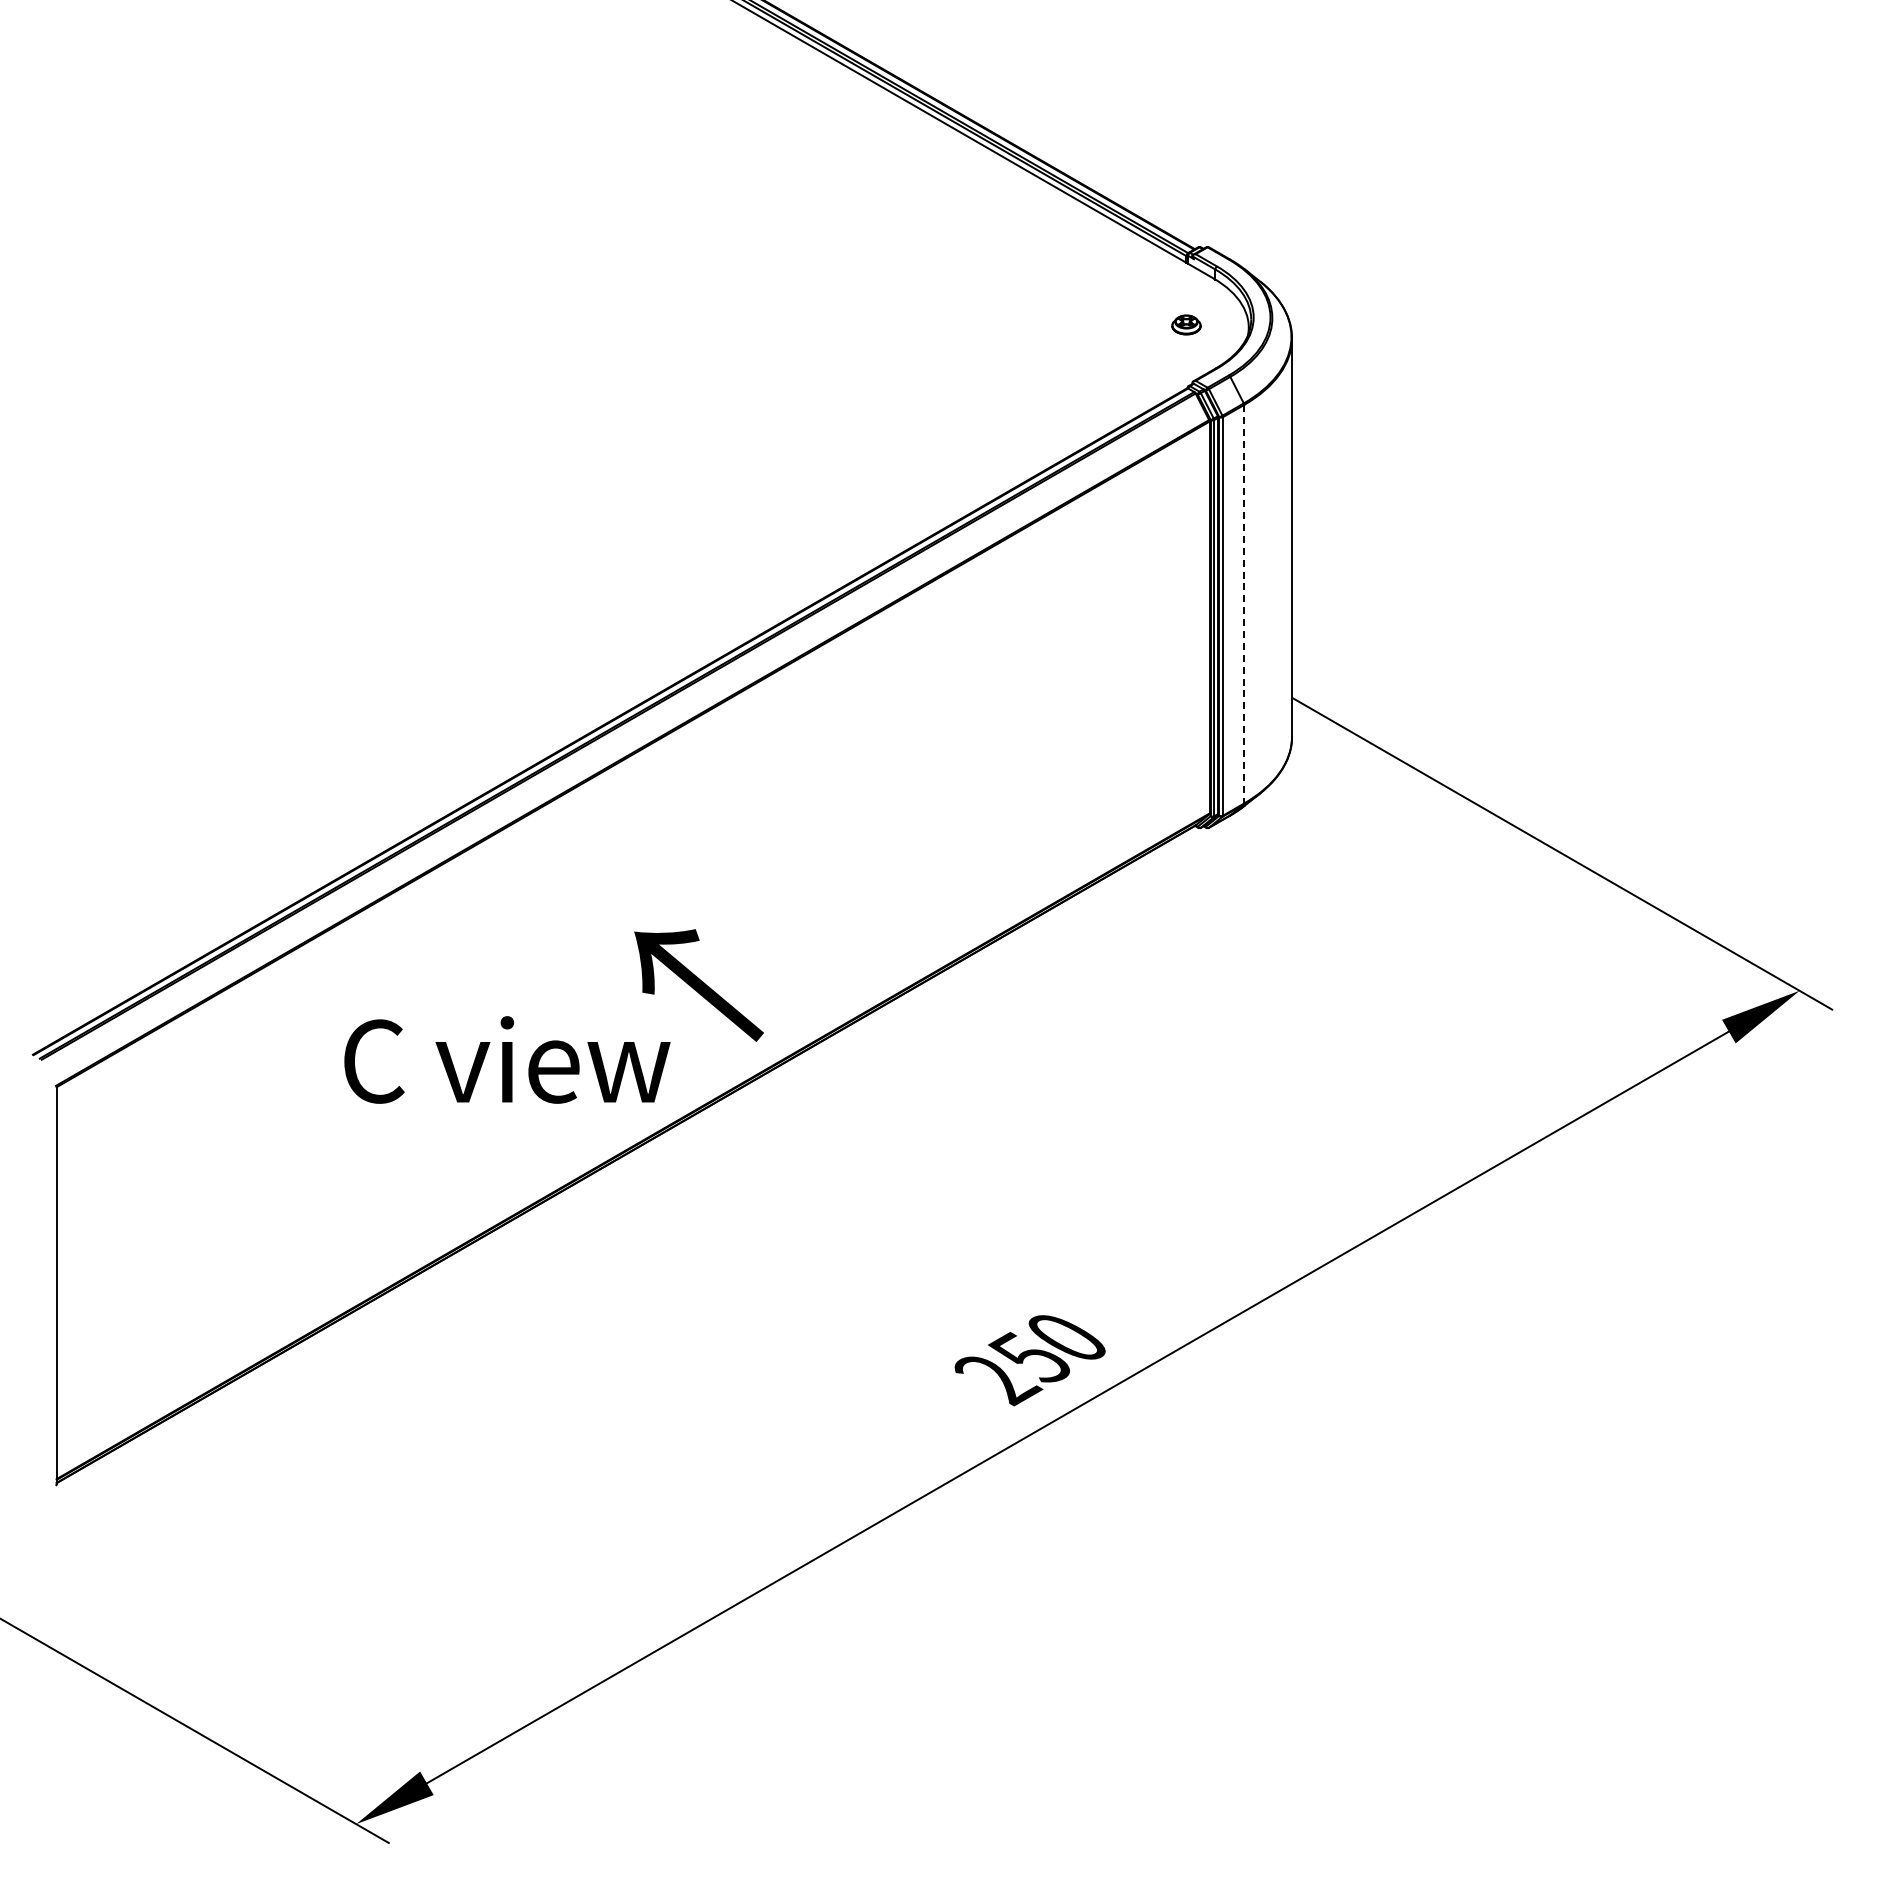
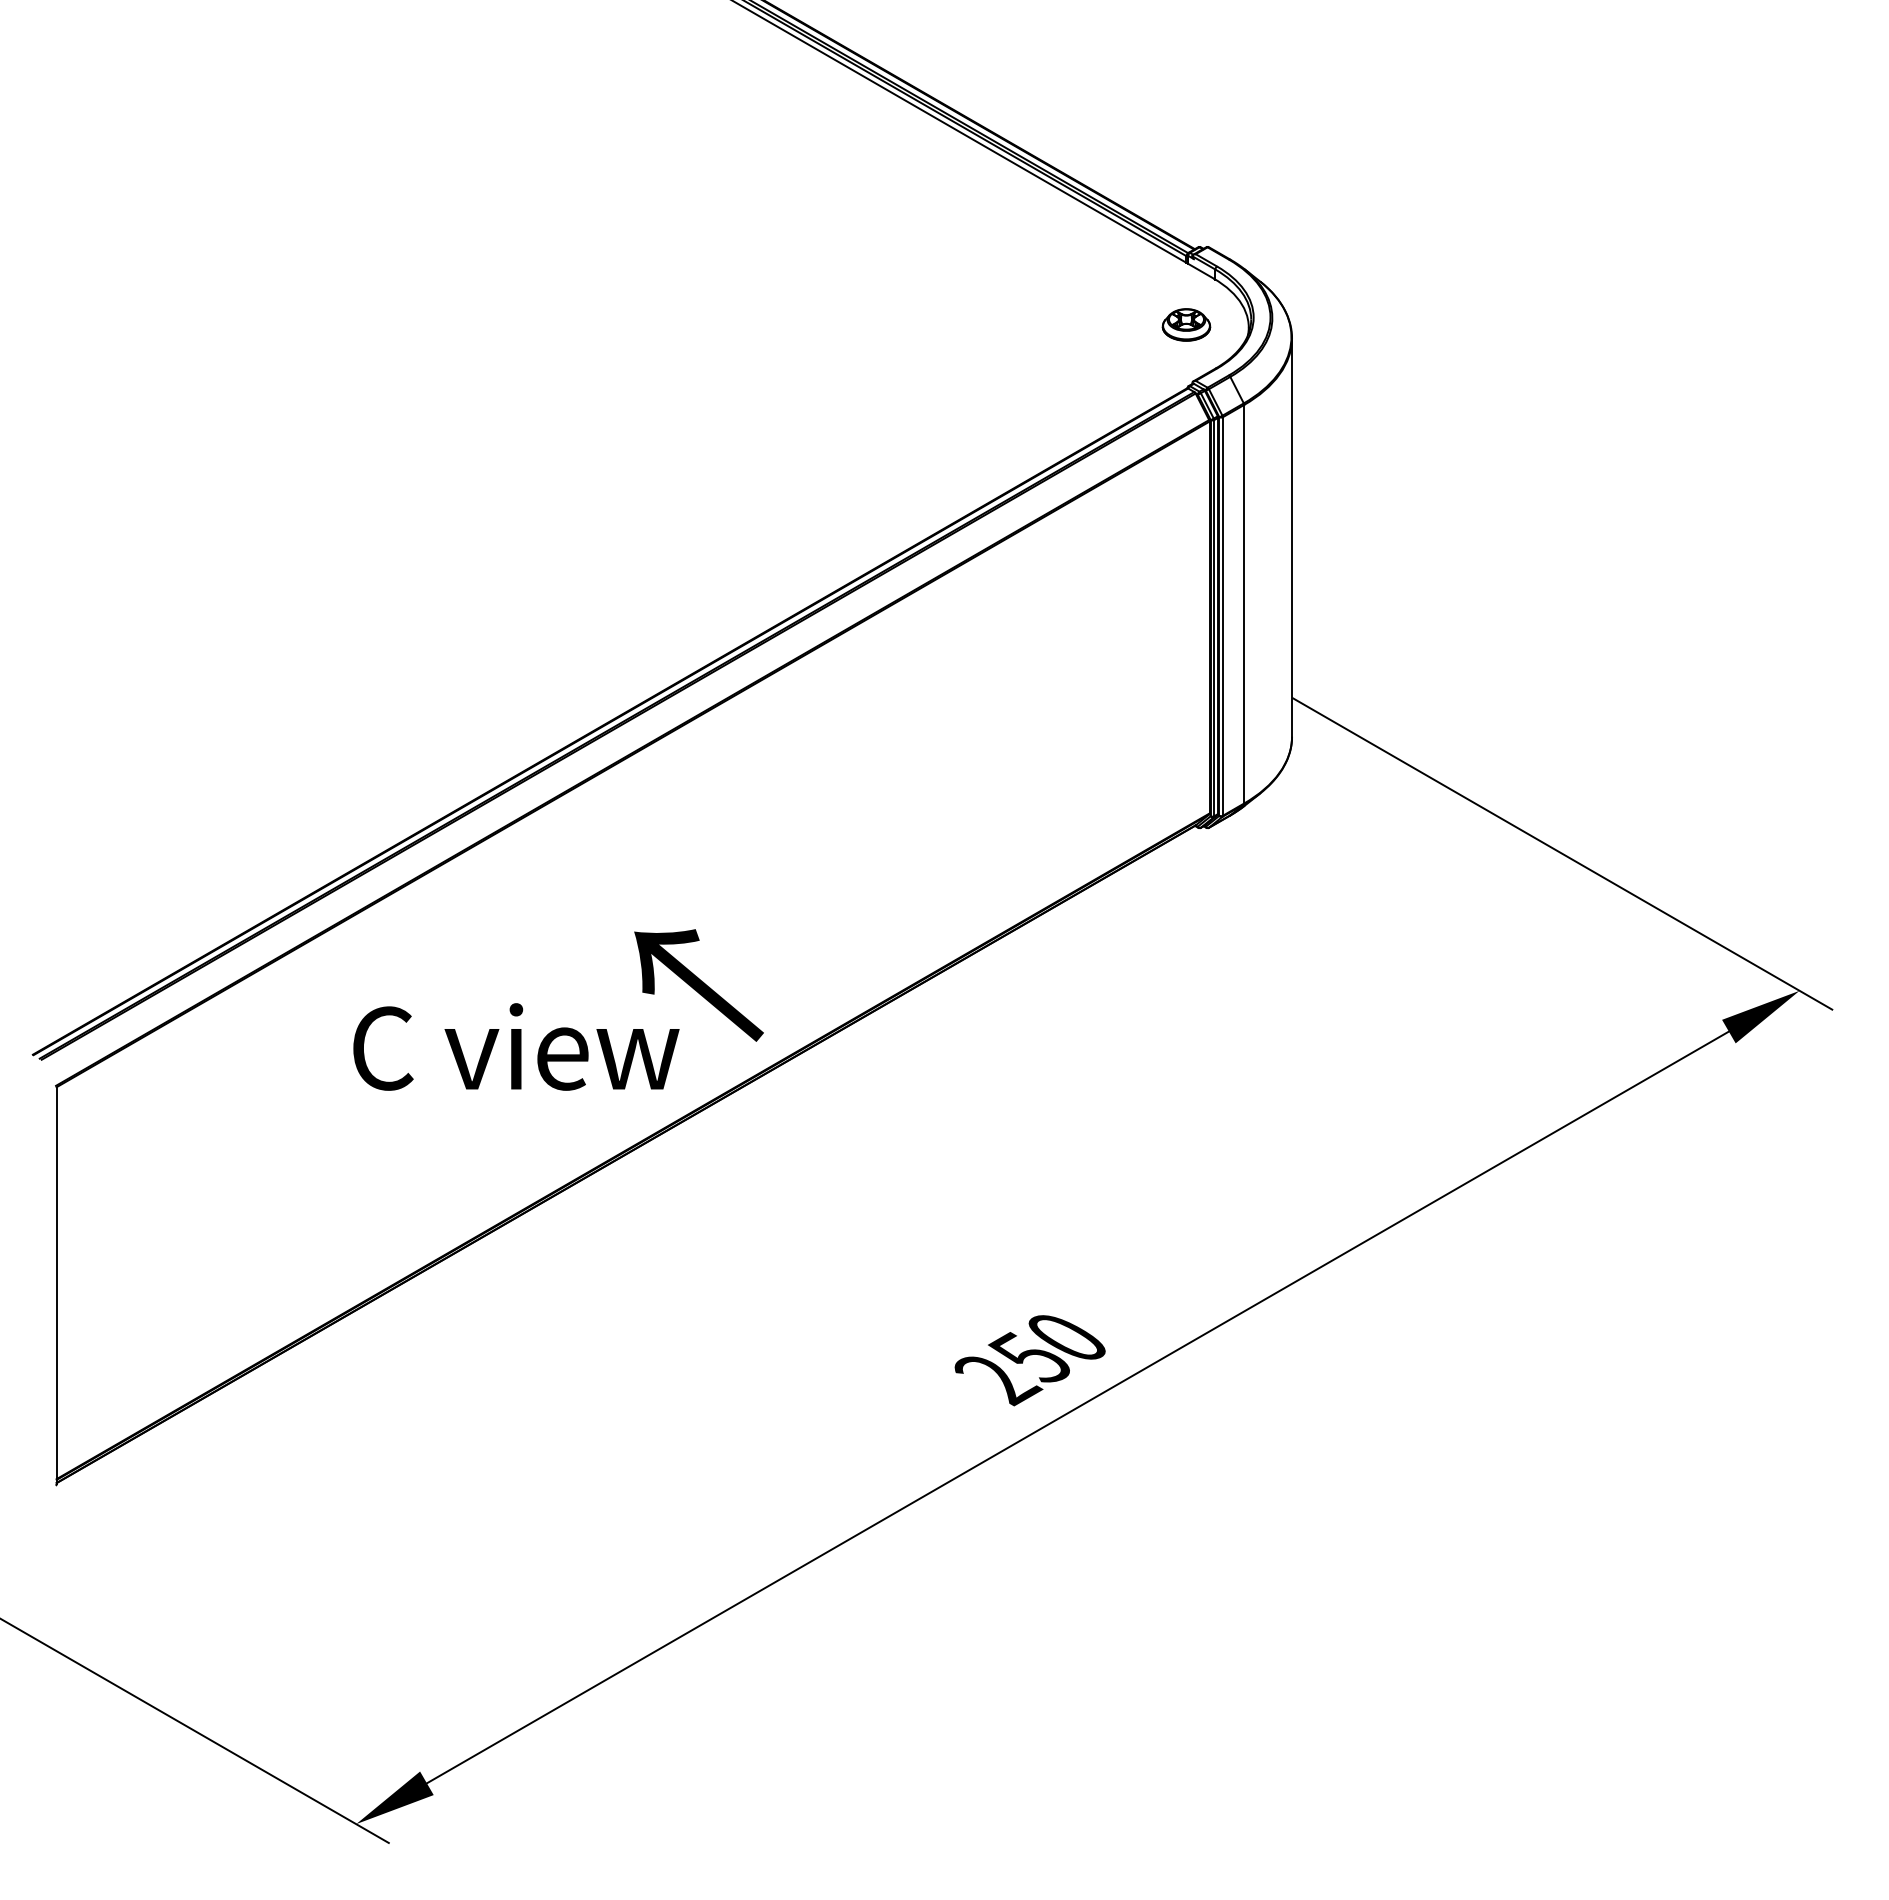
part size: 31x22 px -> 51x34 px (1186, 324)
line: dashed -> solid (1244, 604)
text position: (507, 1059) -> (516, 1046) (516, 1046)
